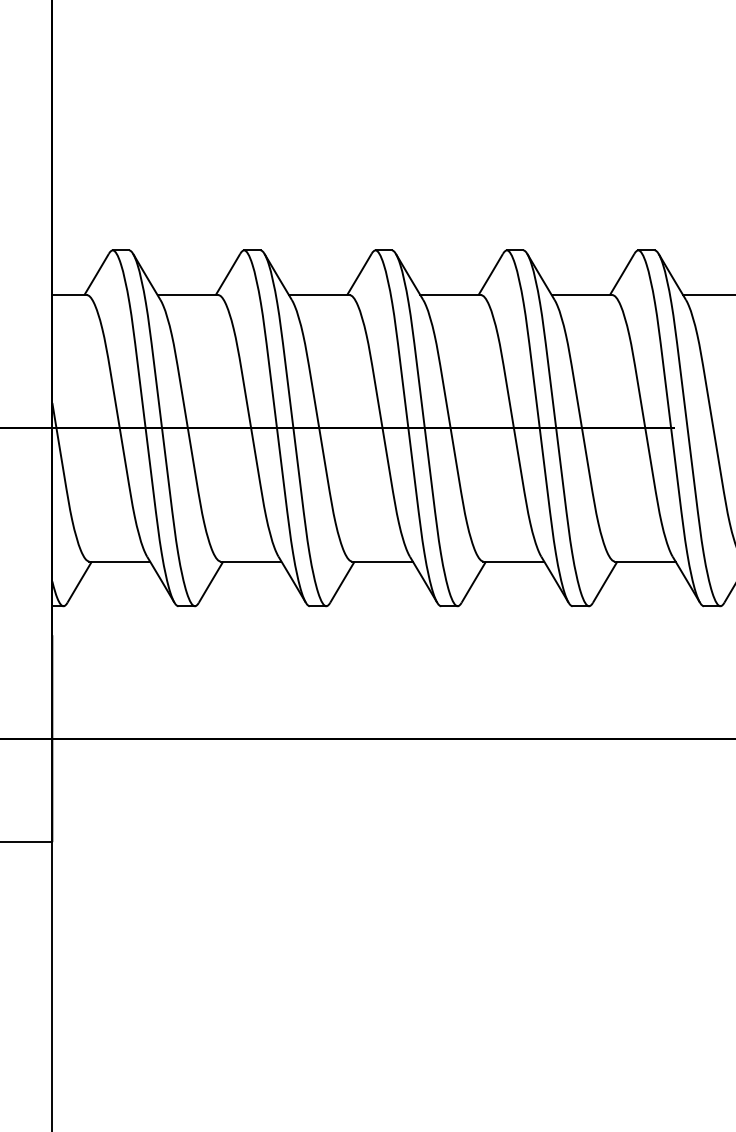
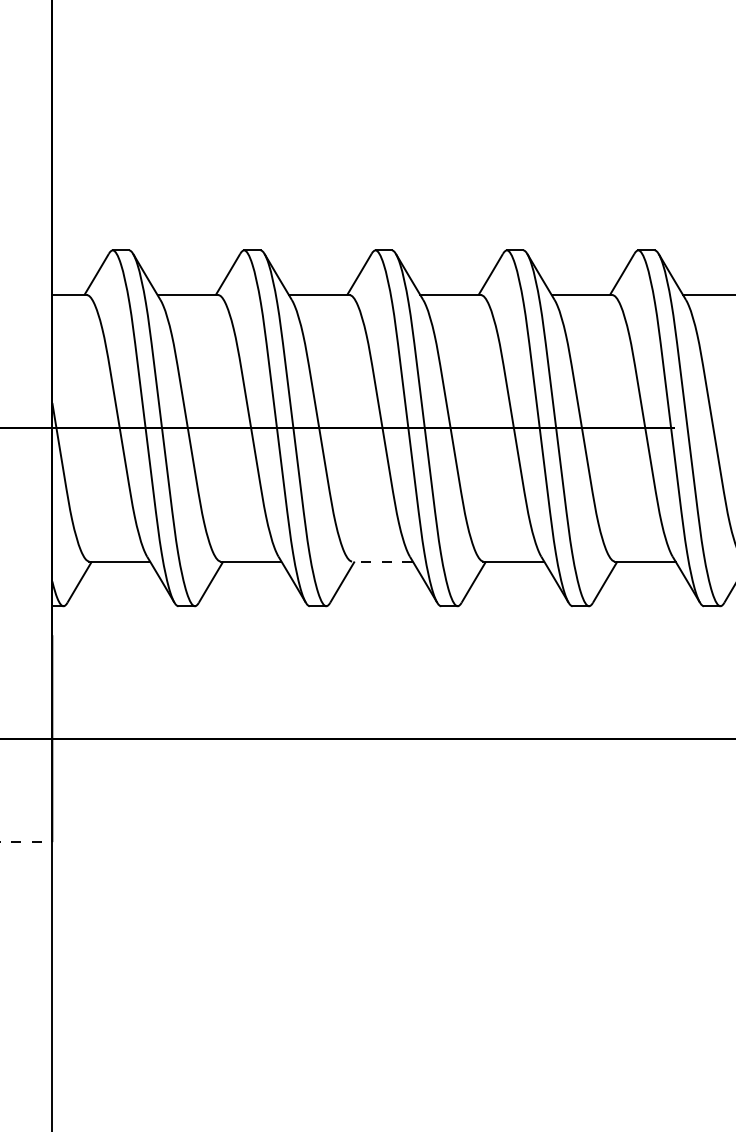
line: solid -> dashed (381, 561)
line: solid -> dashed (26, 842)
